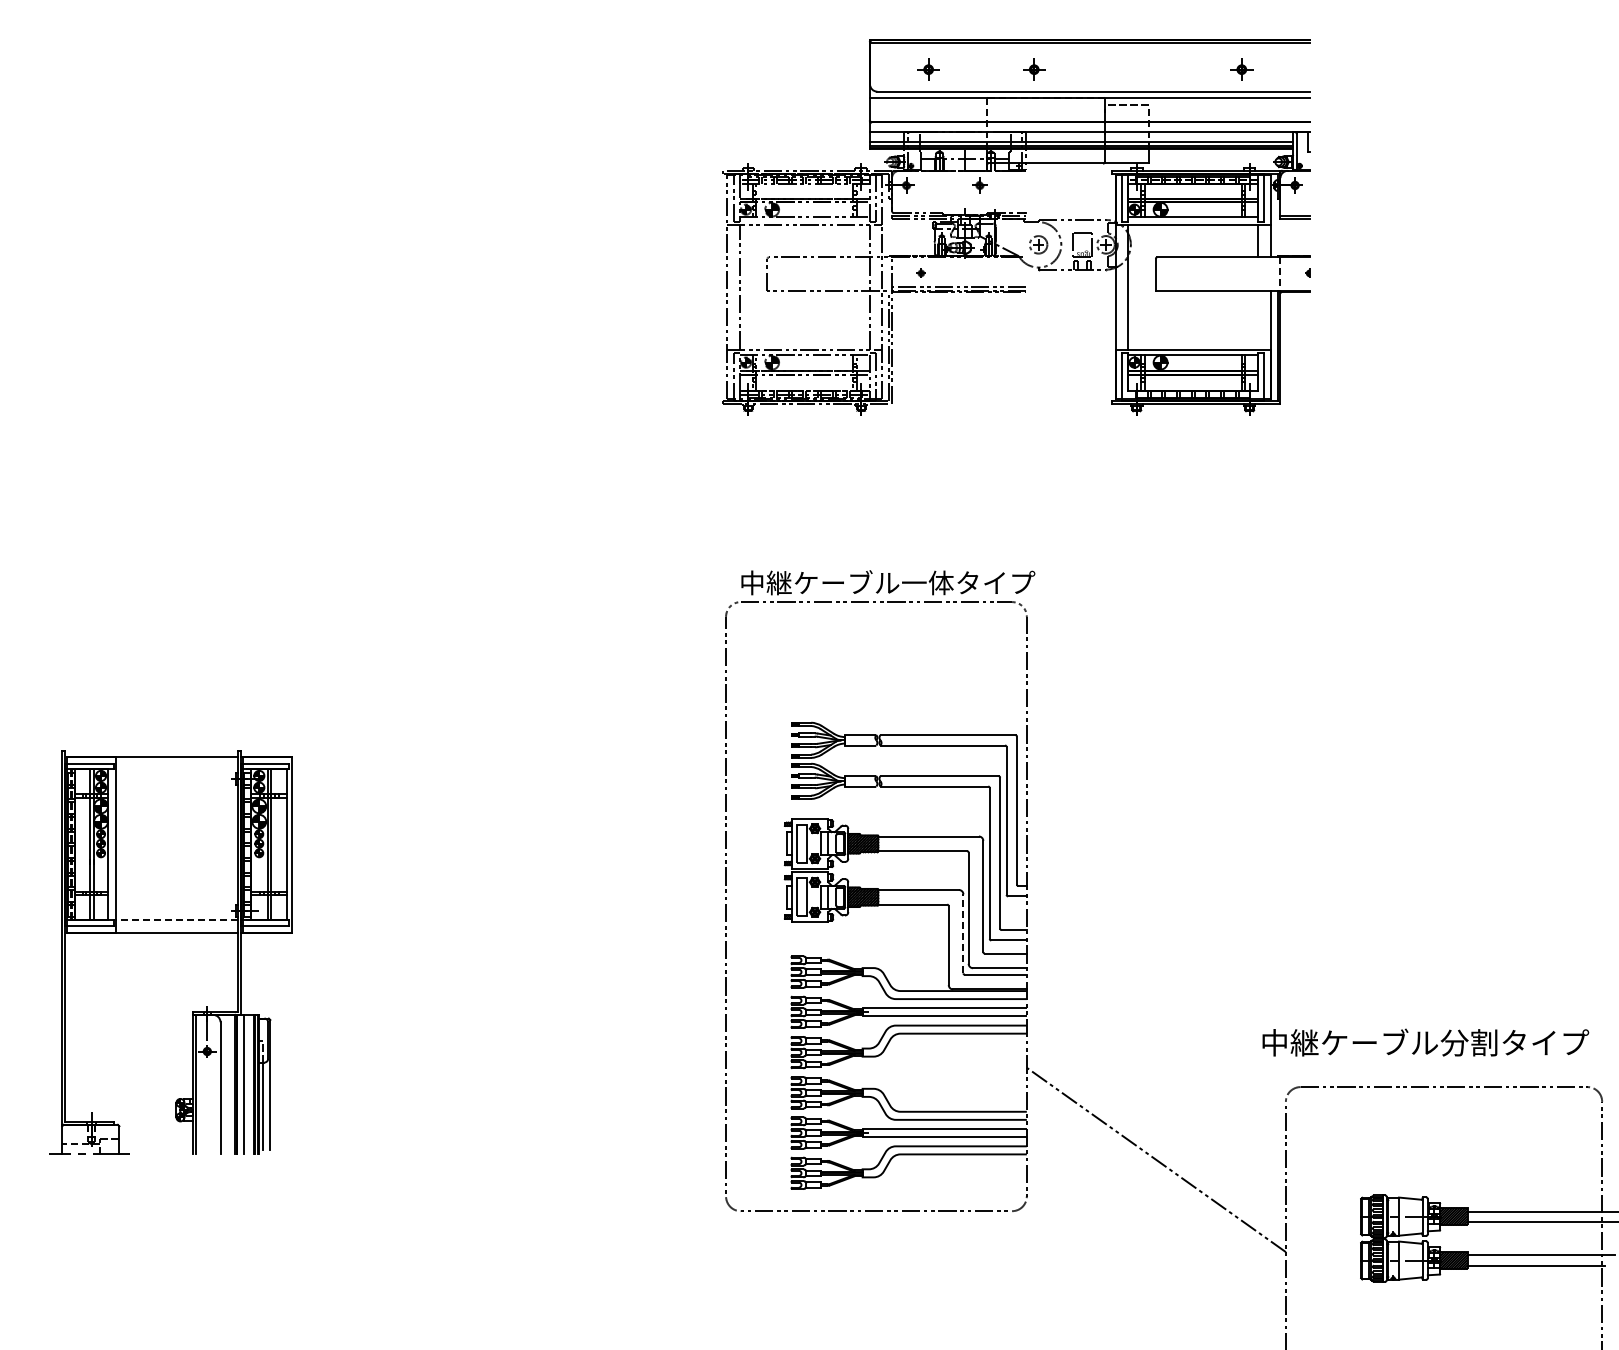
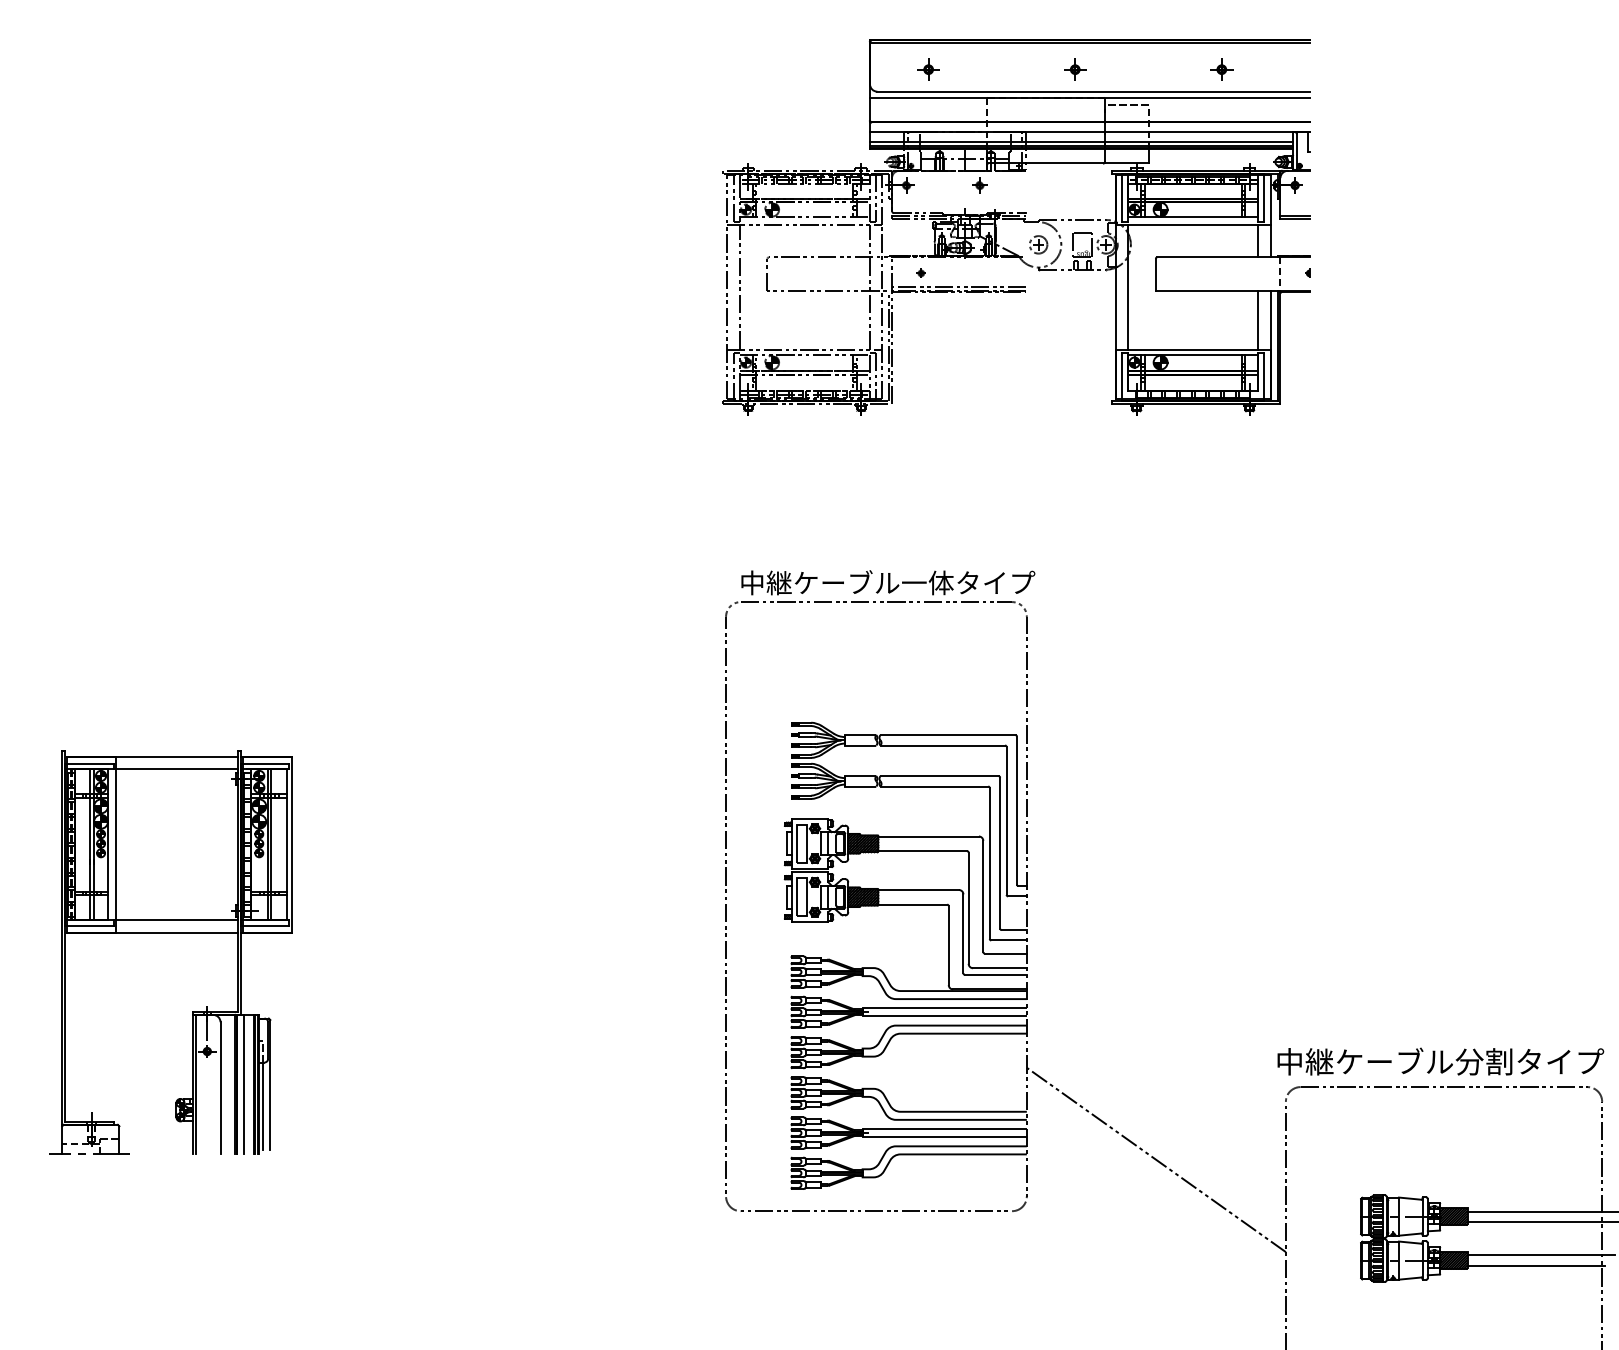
part position: (1034, 69) -> (1075, 69) (1075, 69)
part position: (1241, 69) -> (1221, 69) (1221, 69)
line: none -> present (1258, 320)
line: none -> present (177, 769)
line: dashed -> solid (177, 920)
line: dashed -> solid (963, 933)
text position: (1425, 1042) -> (1440, 1061) (1440, 1061)
